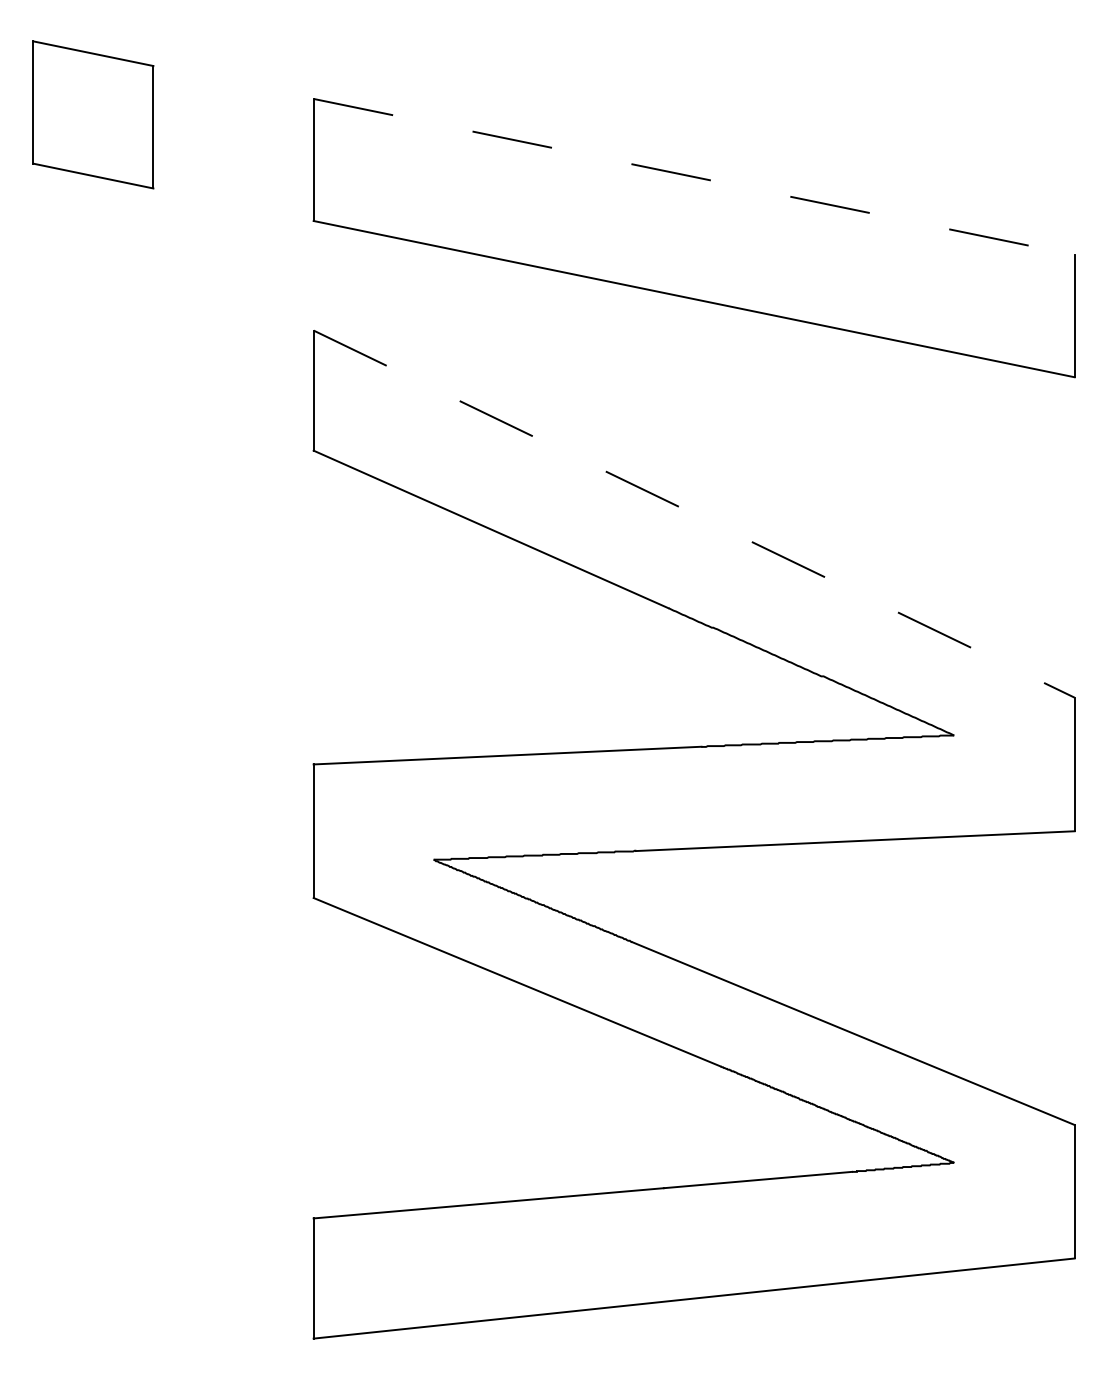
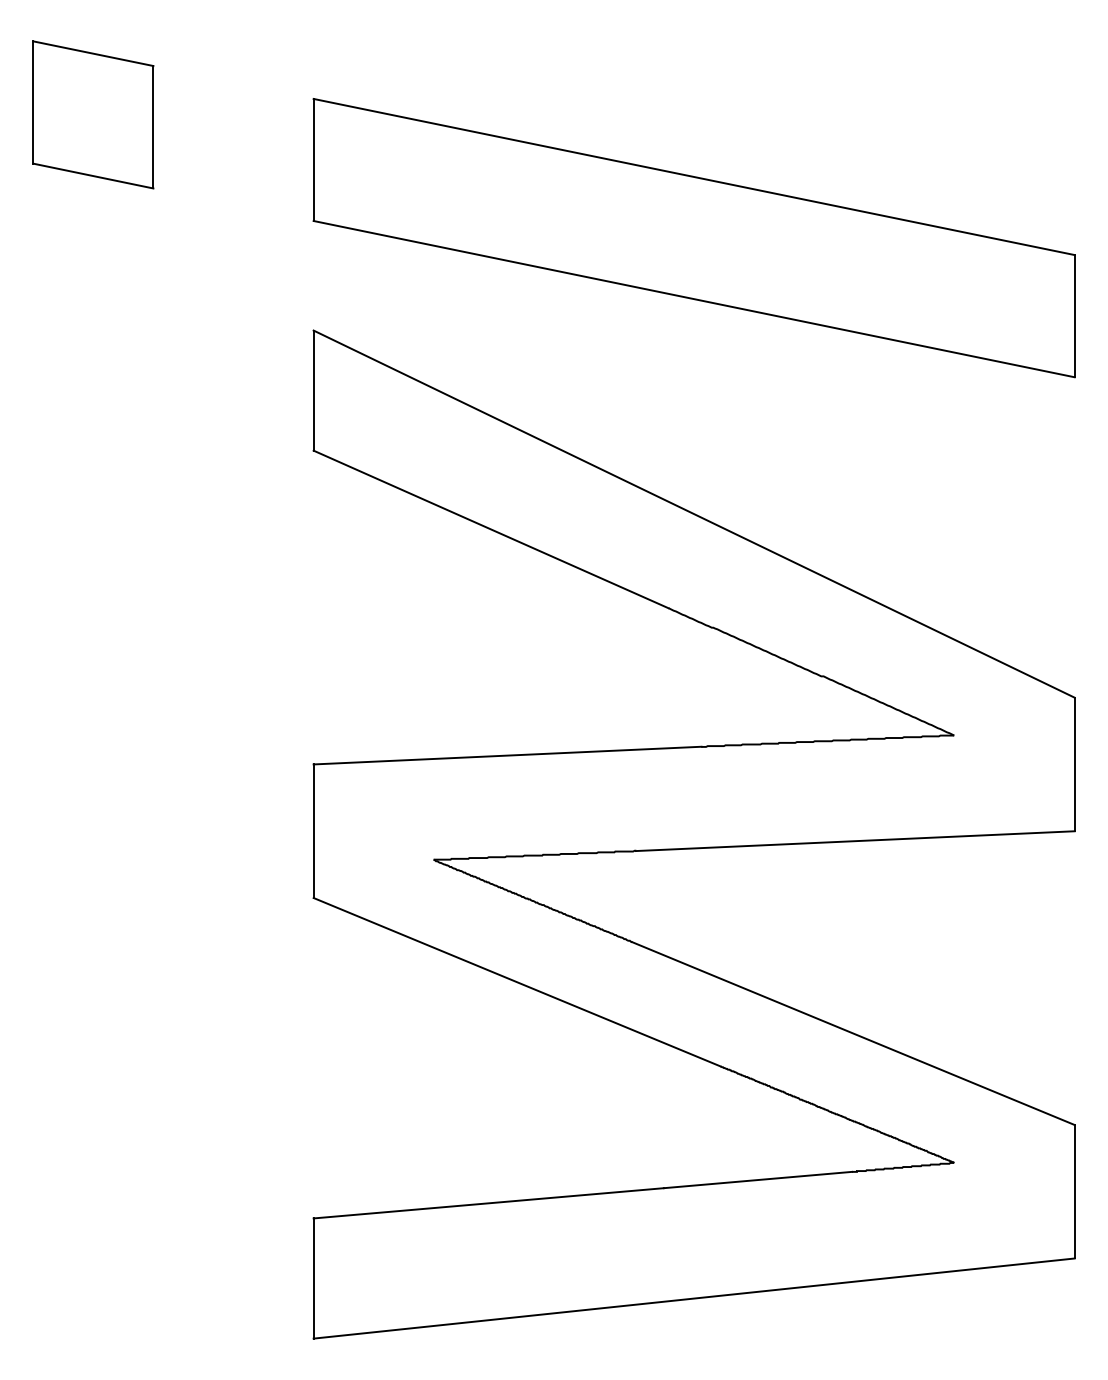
line: dashed -> solid (694, 177)
line: dashed -> solid (694, 514)
